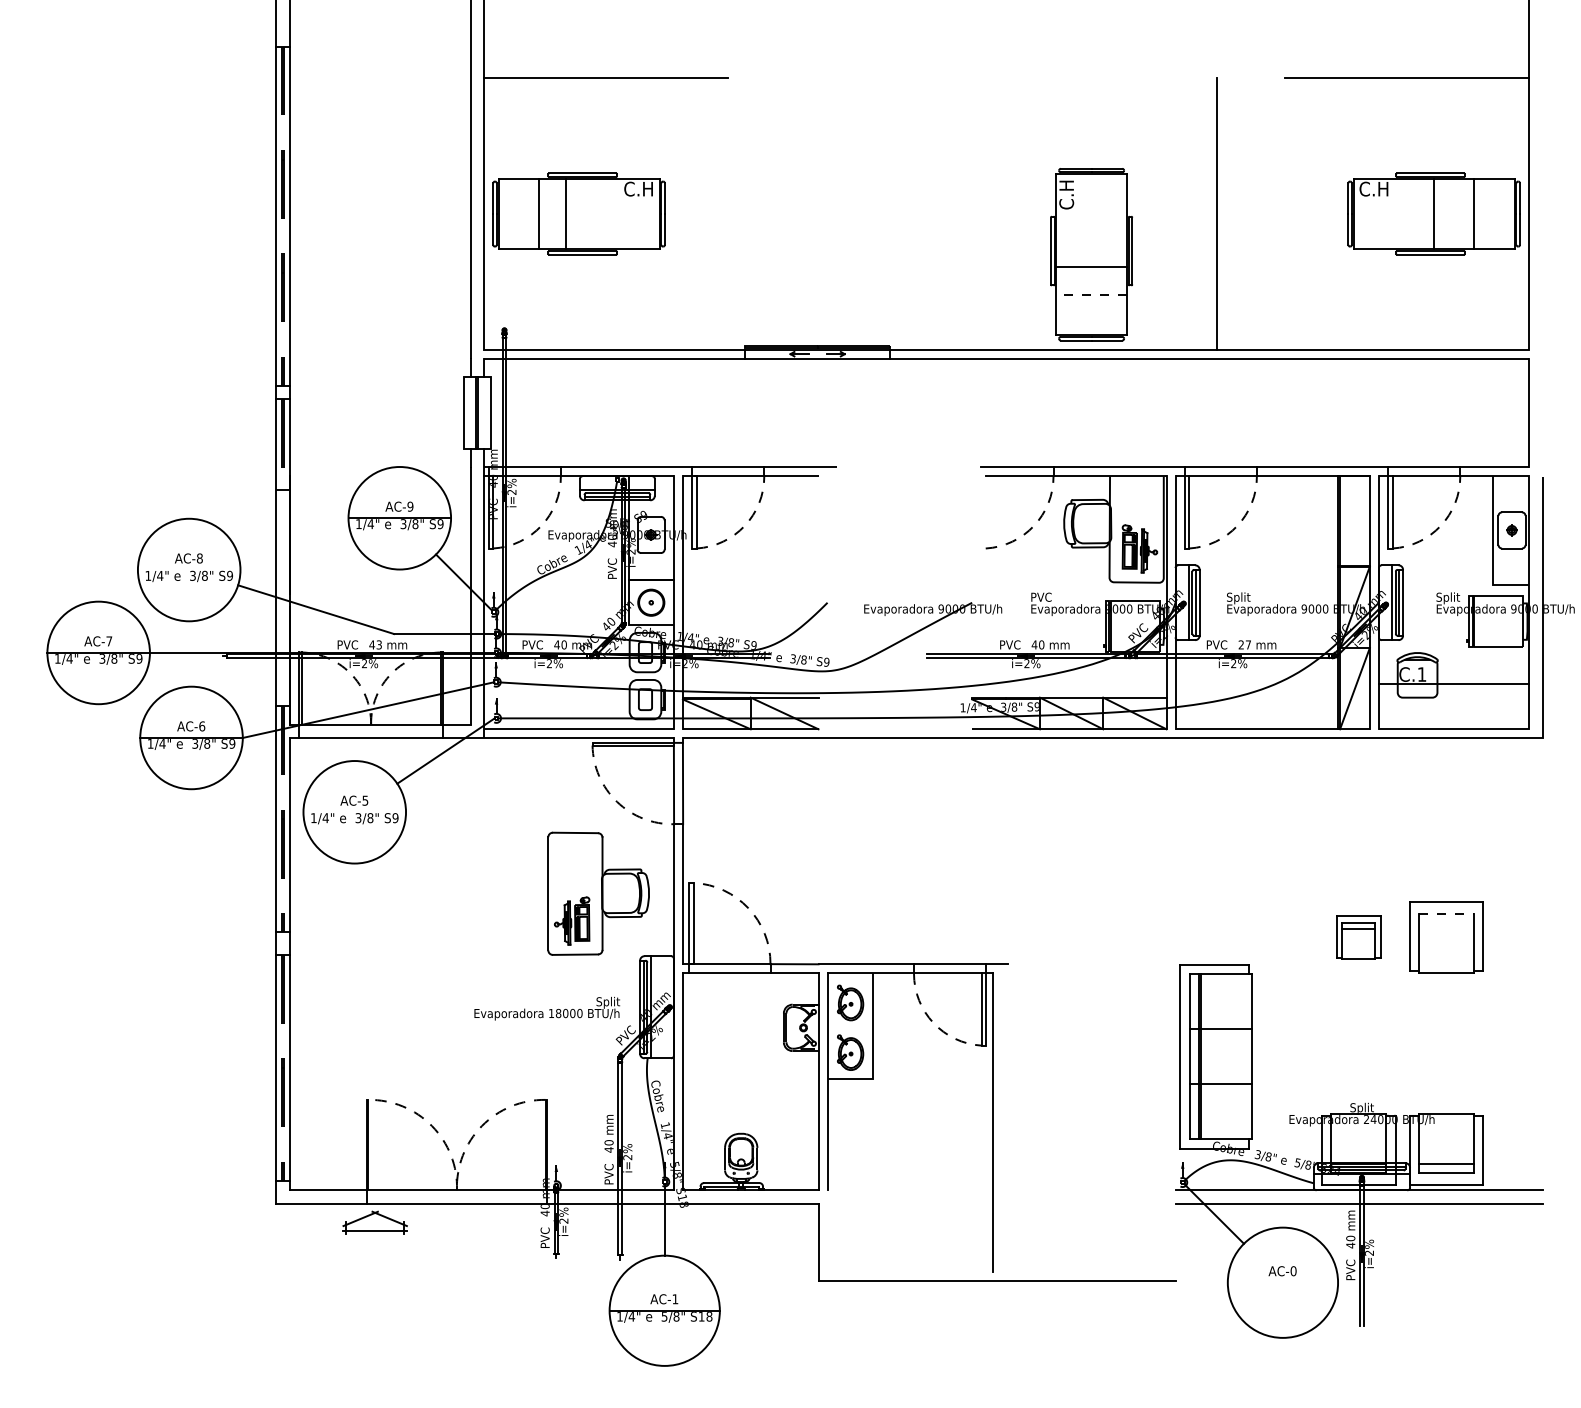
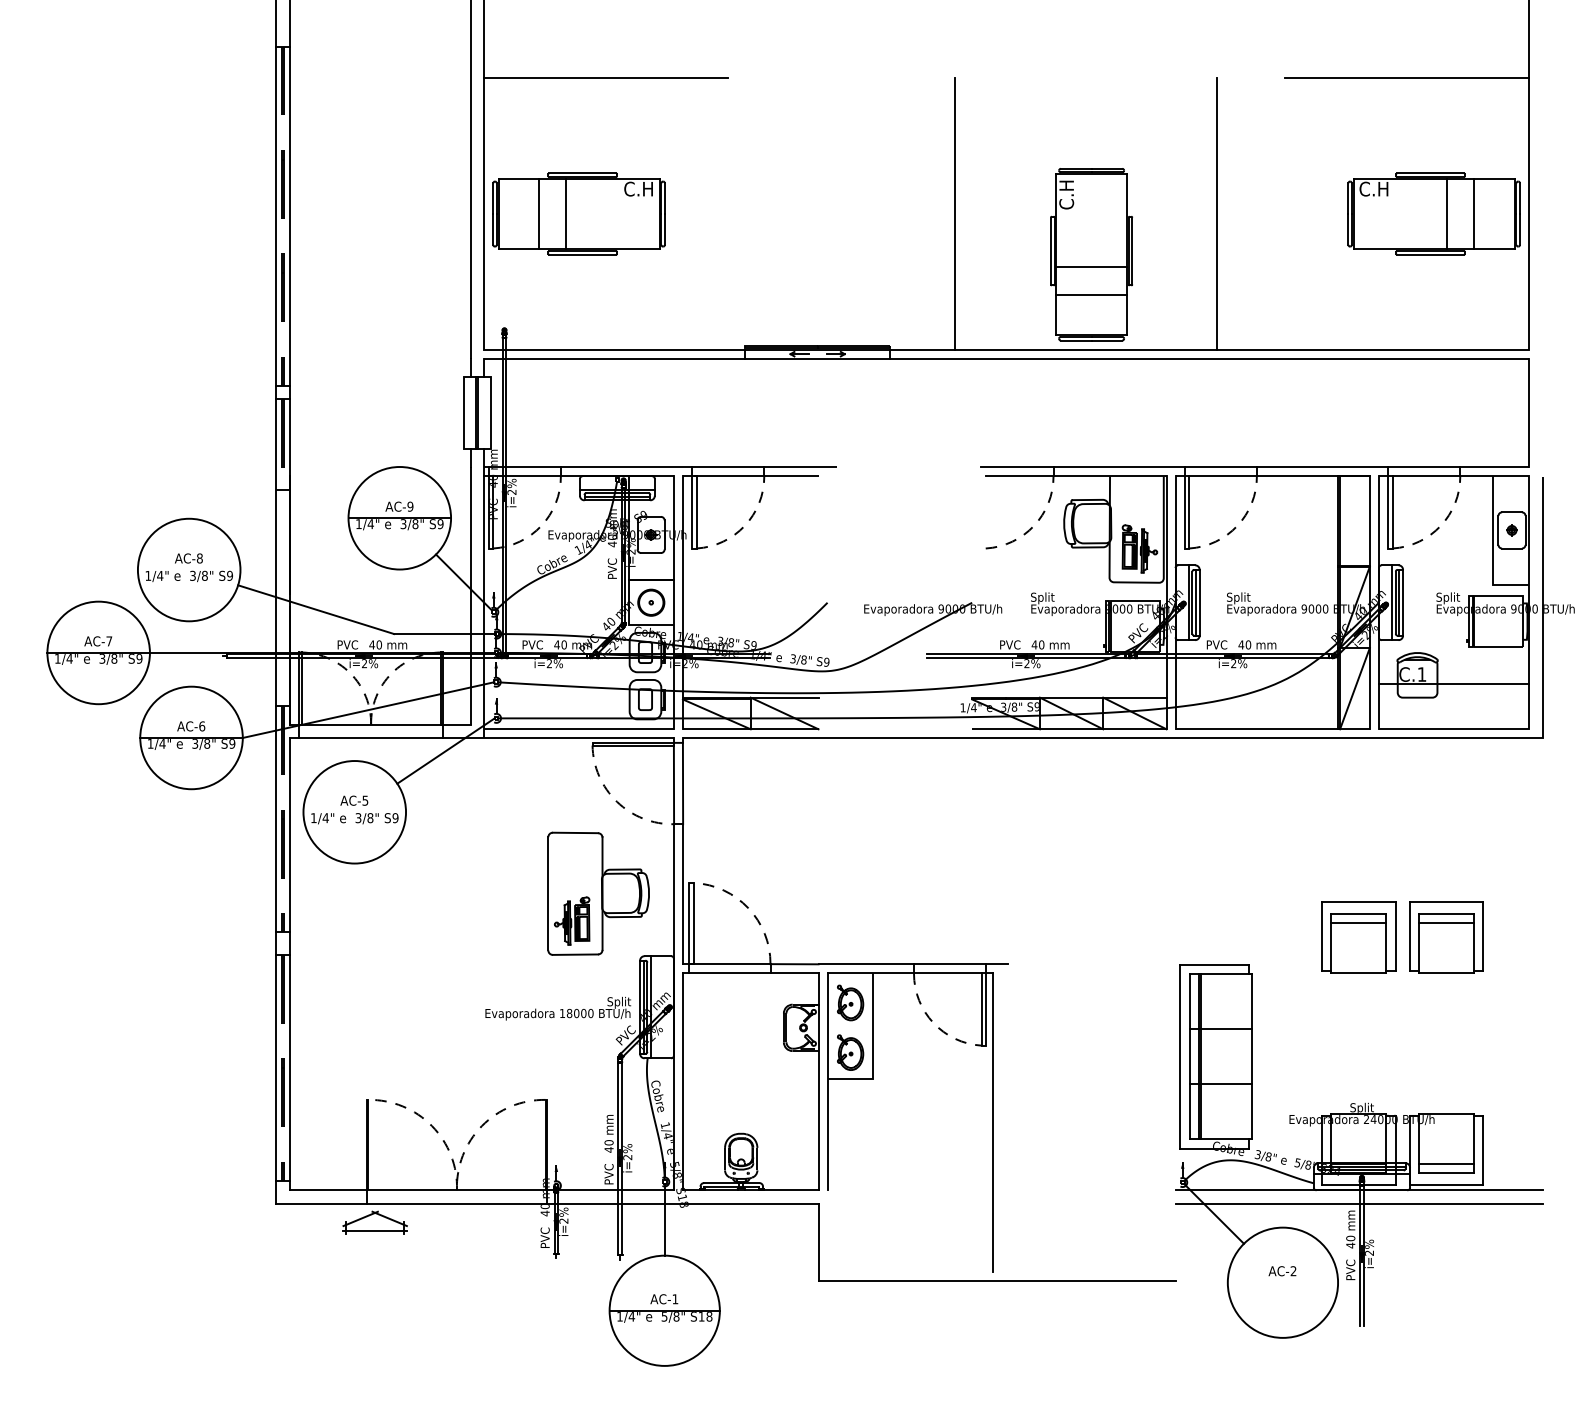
line: none -> present (955, 213)
line position: (1433, 213) -> (1446, 213) (1446, 213)
line: dashed -> solid (1091, 294)
text: PVC -> Split (1042, 598)
text: 43 -> 40 (378, 644)
text: 27 -> 40 (1244, 644)
line: dashed -> solid (1446, 913)
line: none -> present (1445, 922)
part size: 46x45 px -> 76x73 px (1358, 937)
text position: (547, 1008) -> (558, 1008) (558, 1008)
text: AC-0 -> AC-2 (1293, 1271)
